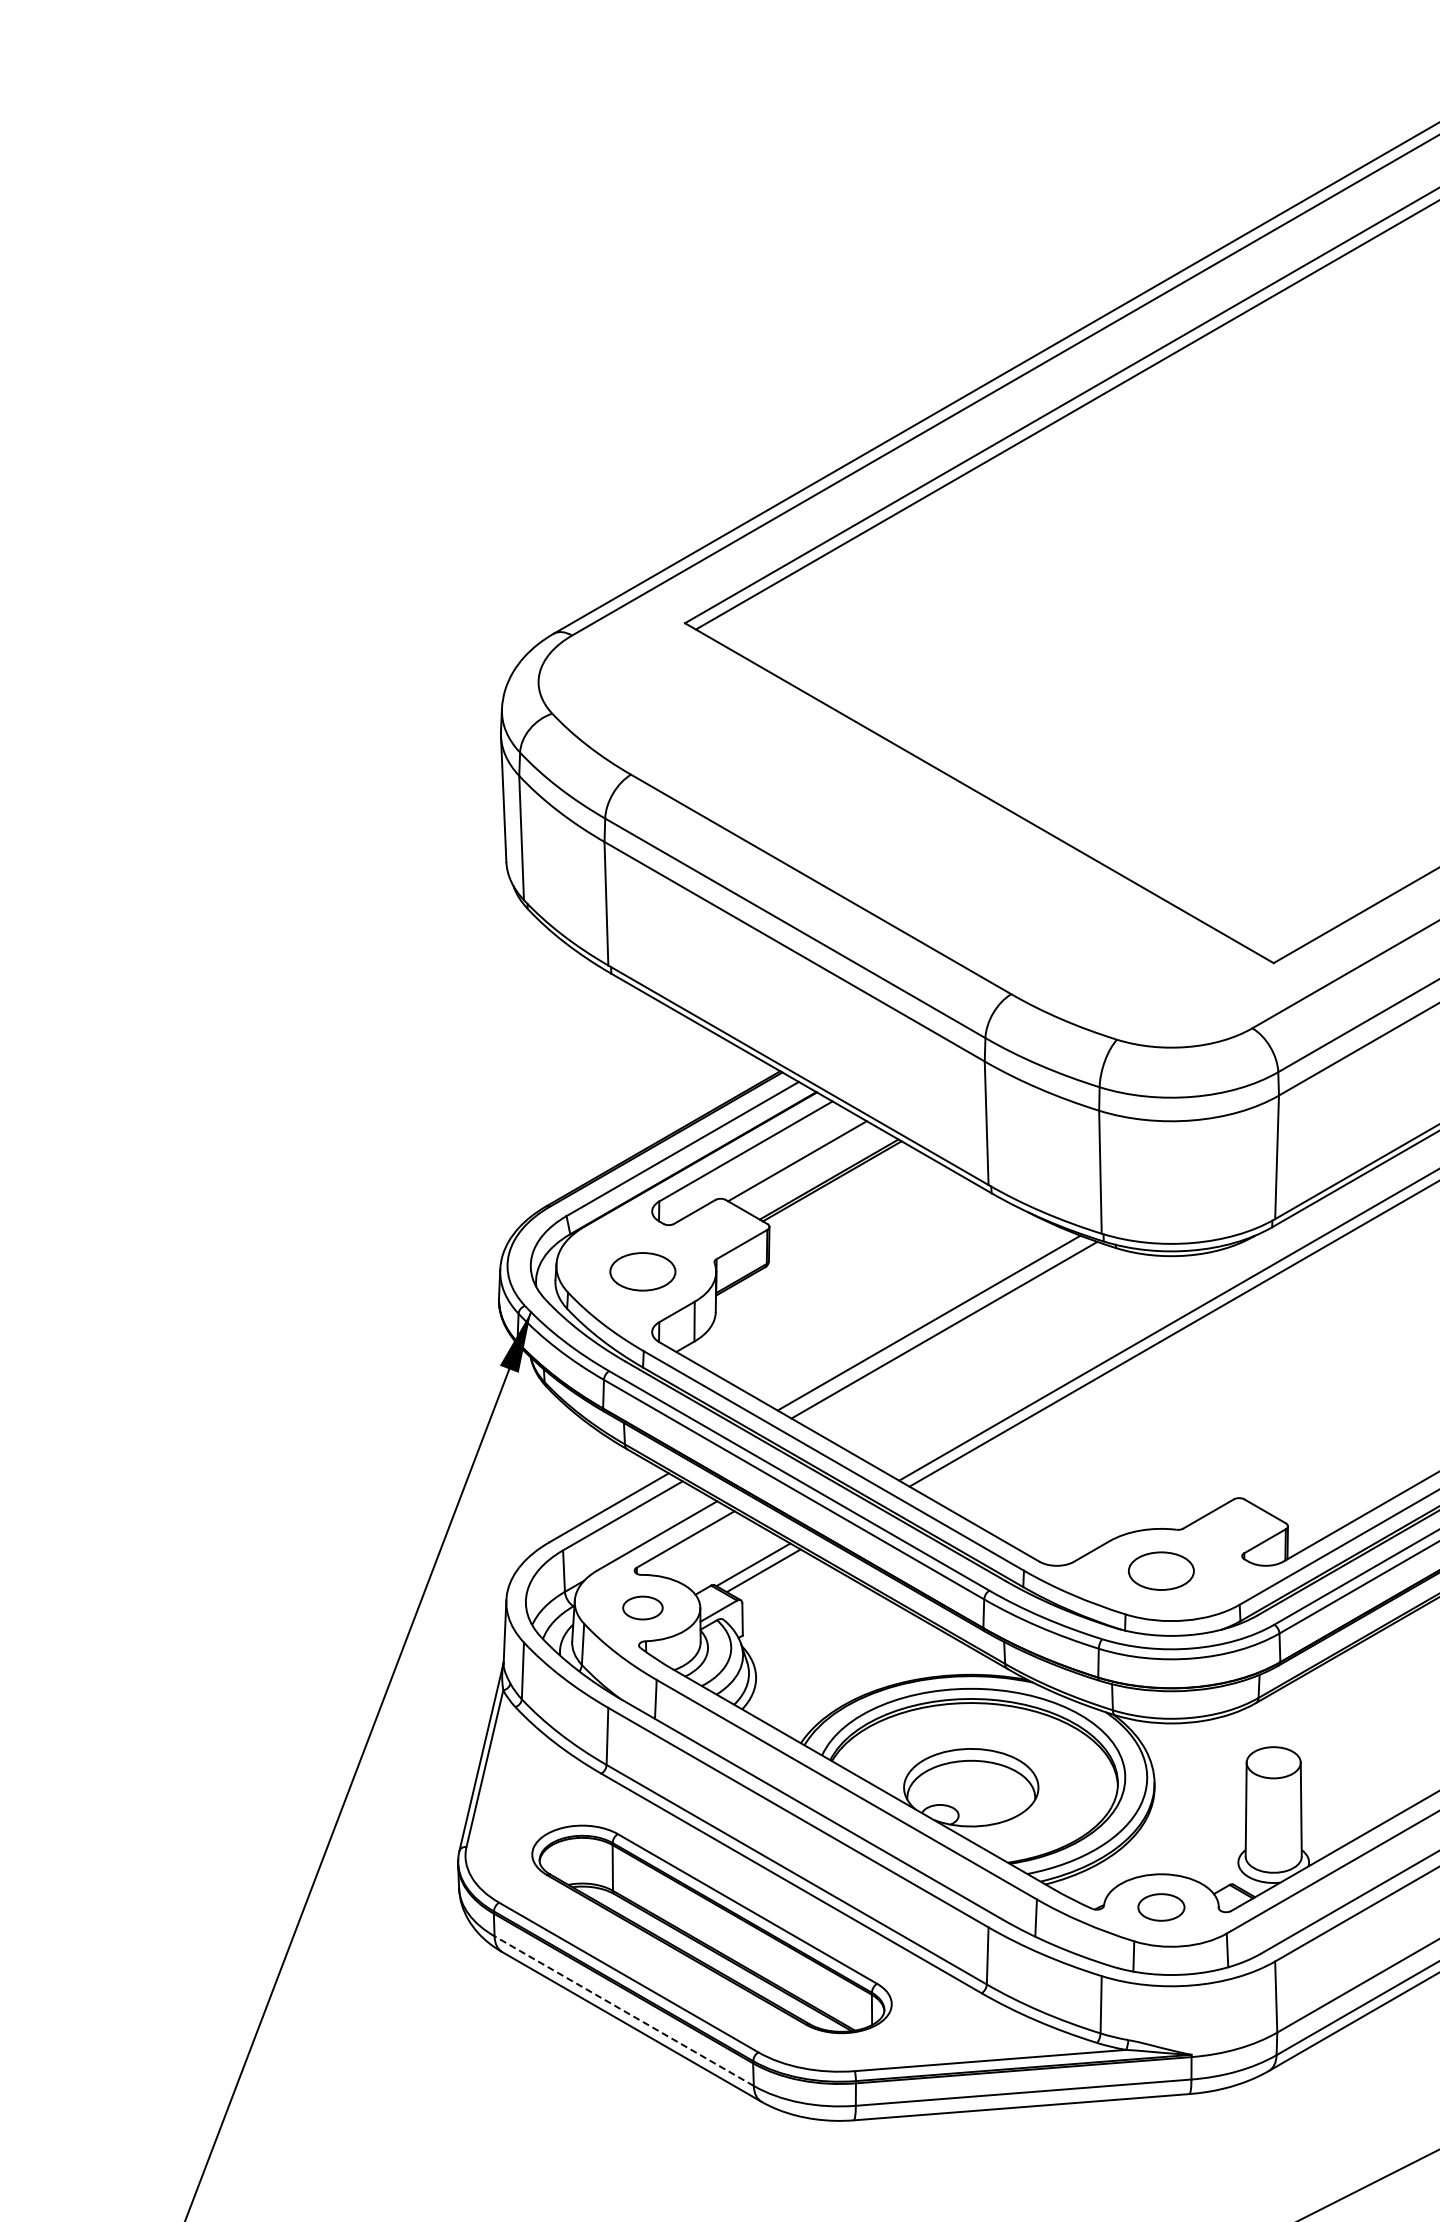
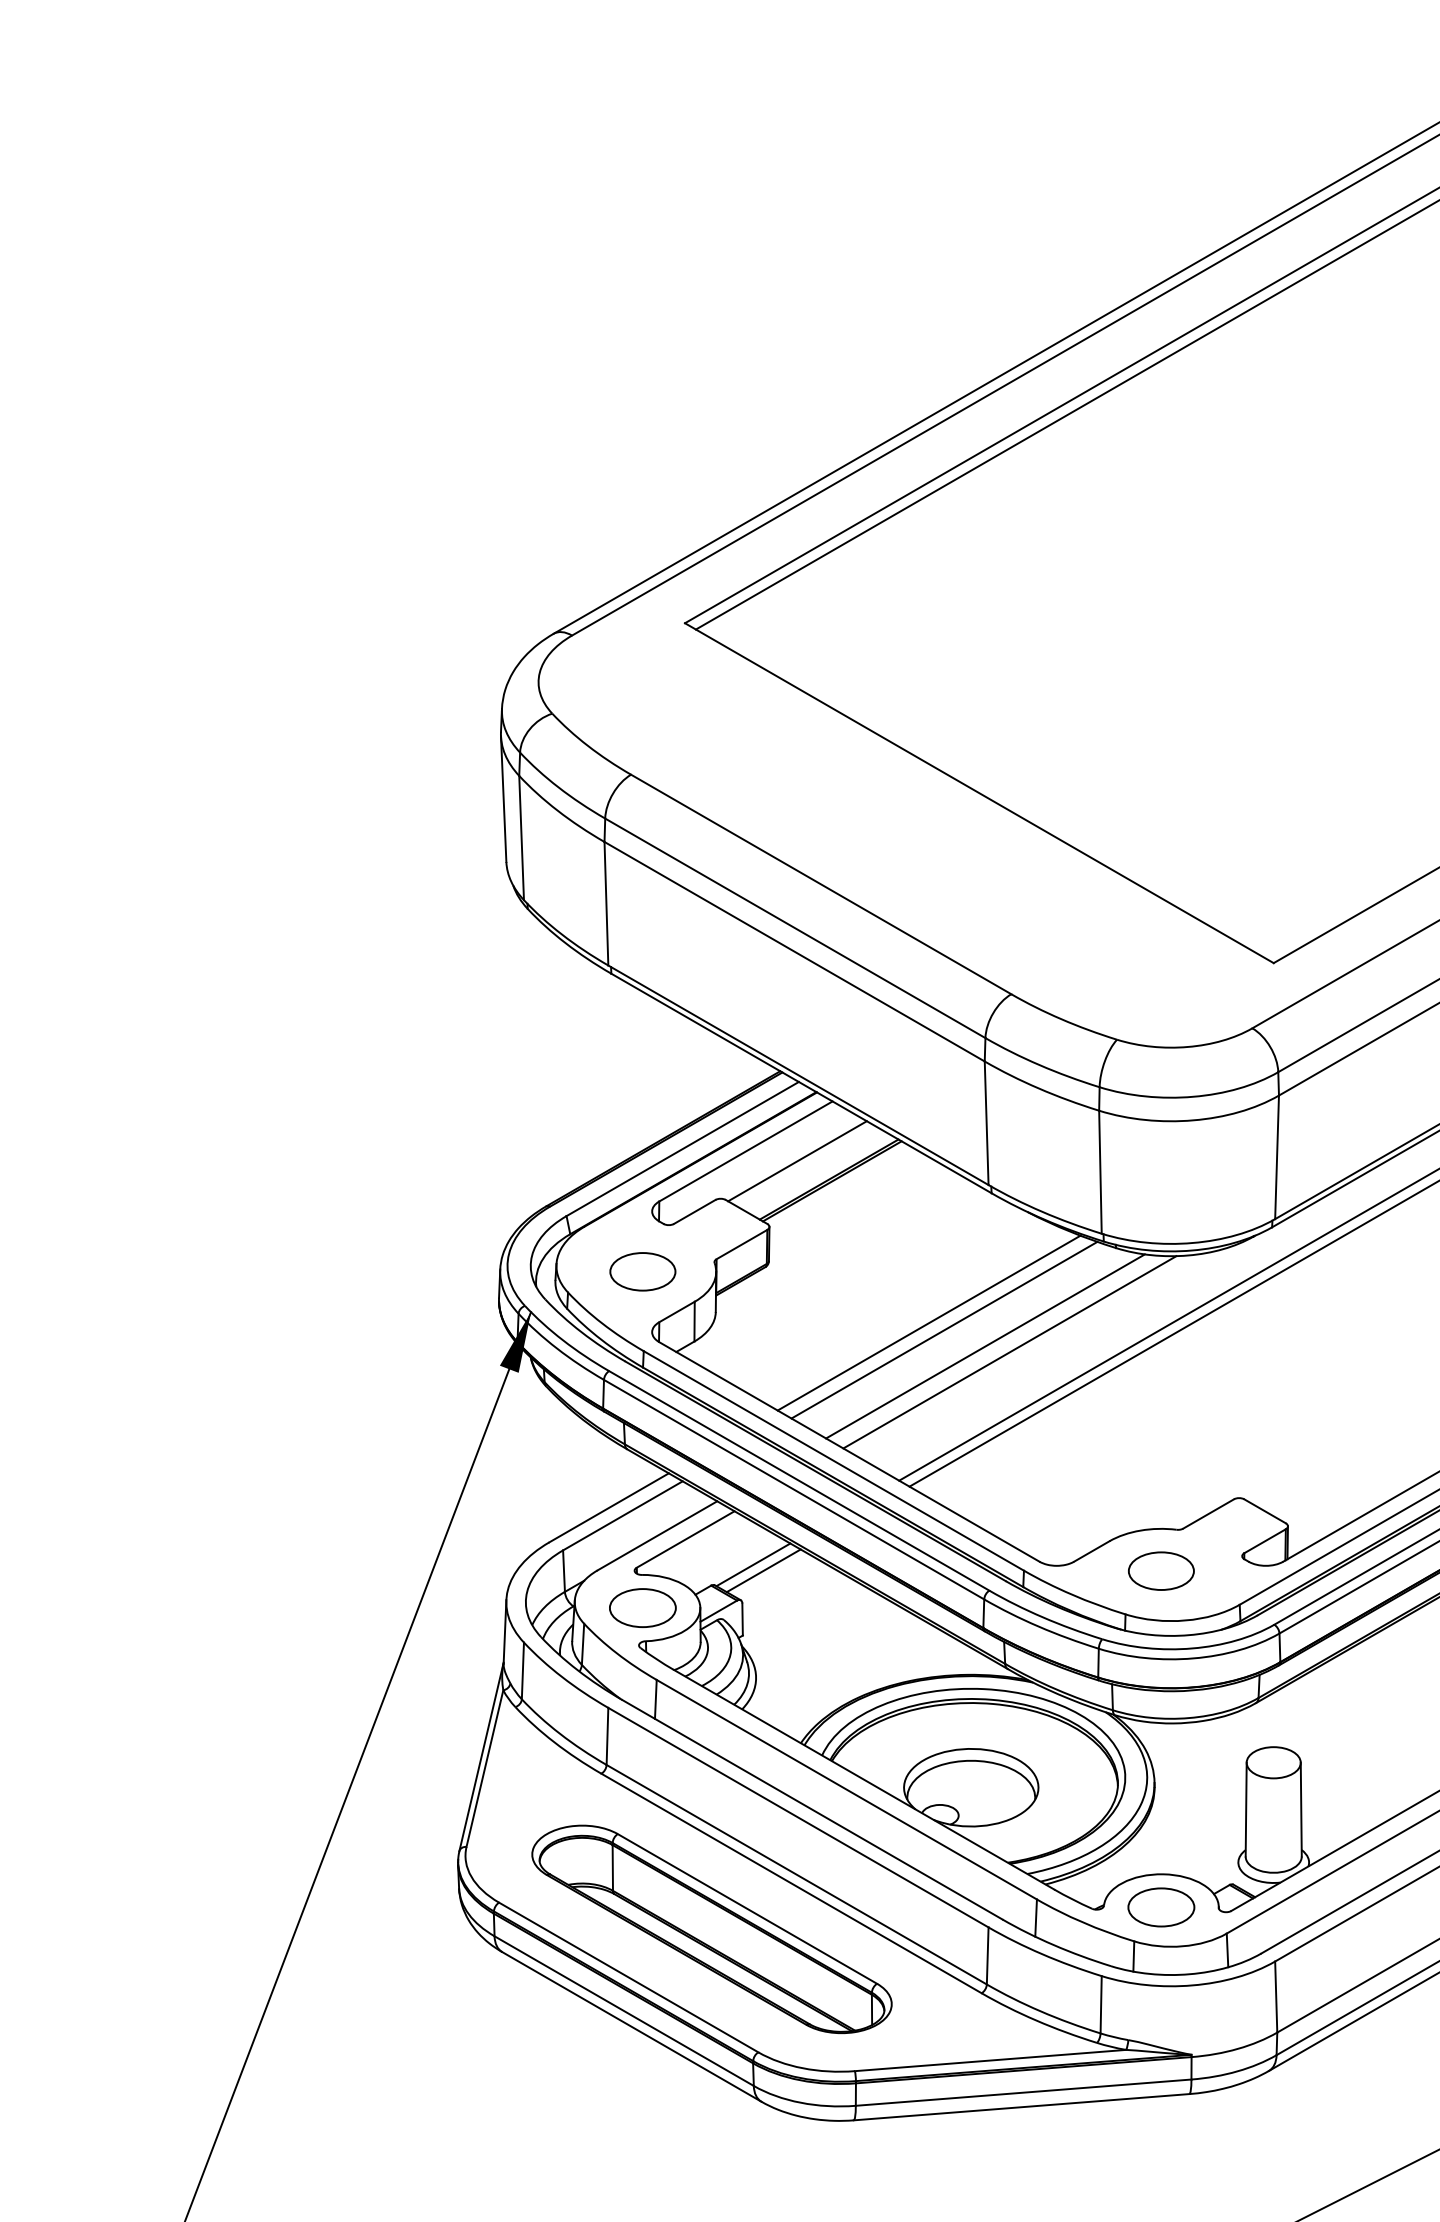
line: none -> present (985, 1346)
line: none -> present (1009, 1352)
part size: 42x26 px -> 68x40 px (642, 1607)
part size: 49x29 px -> 69x41 px (1161, 1907)
line: dashed -> solid (624, 2011)
